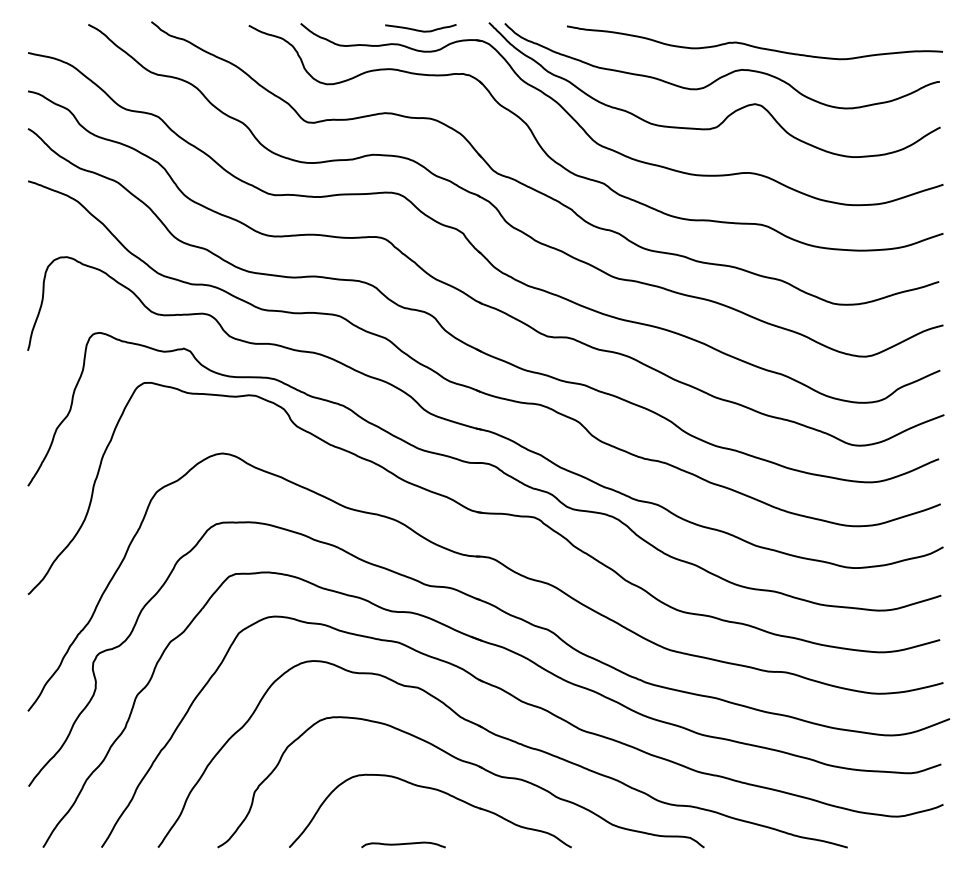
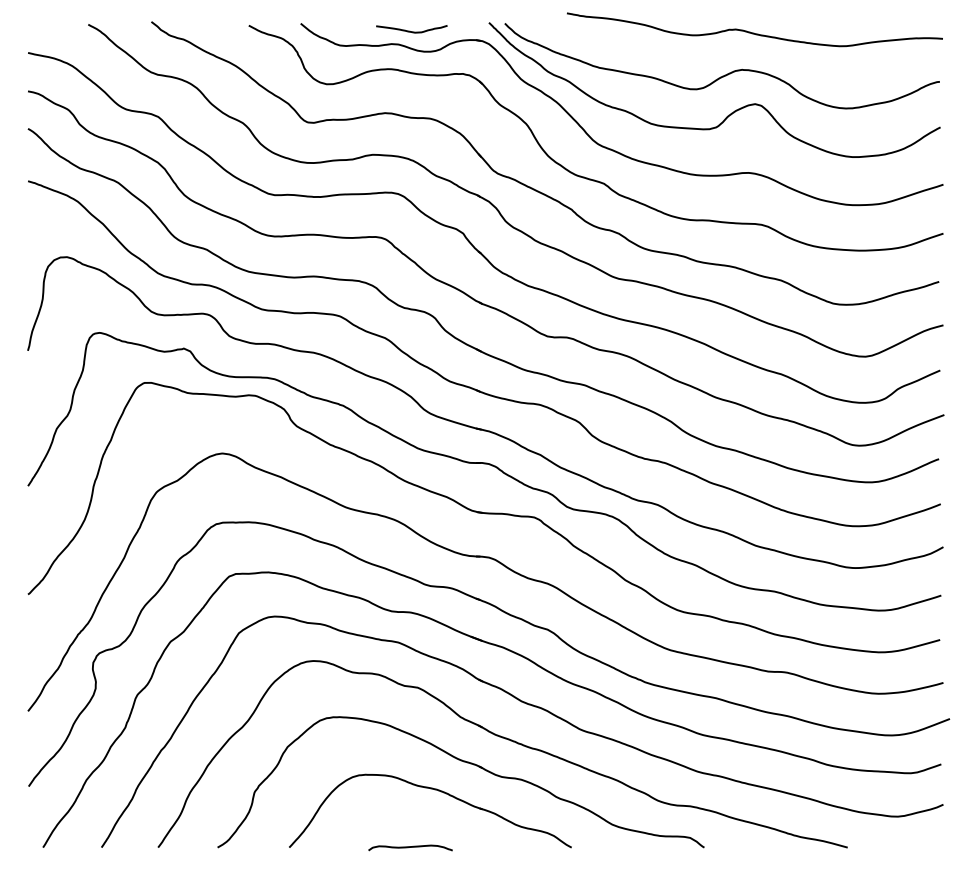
curve position: (420, 30) -> (411, 31) (411, 31)
curve position: (754, 45) -> (754, 32) (754, 32)
curve position: (403, 844) -> (410, 847) (410, 847)
